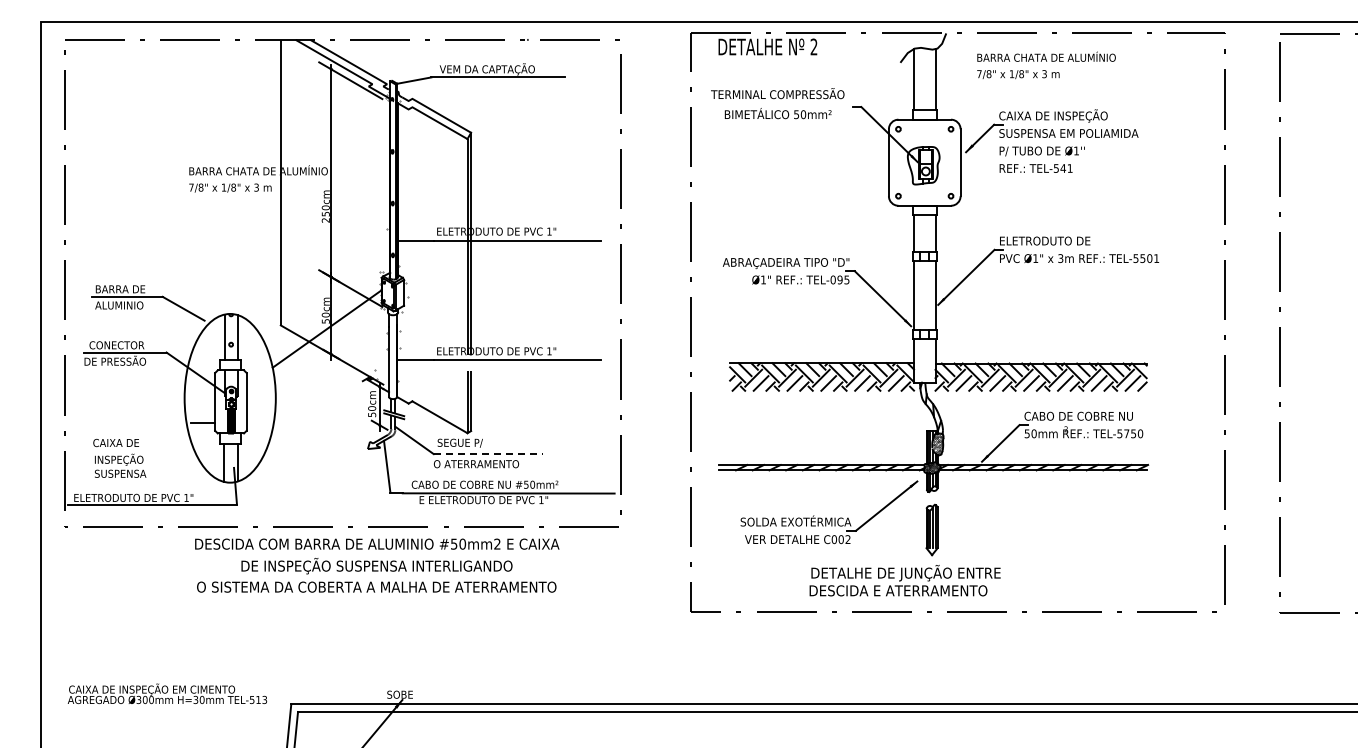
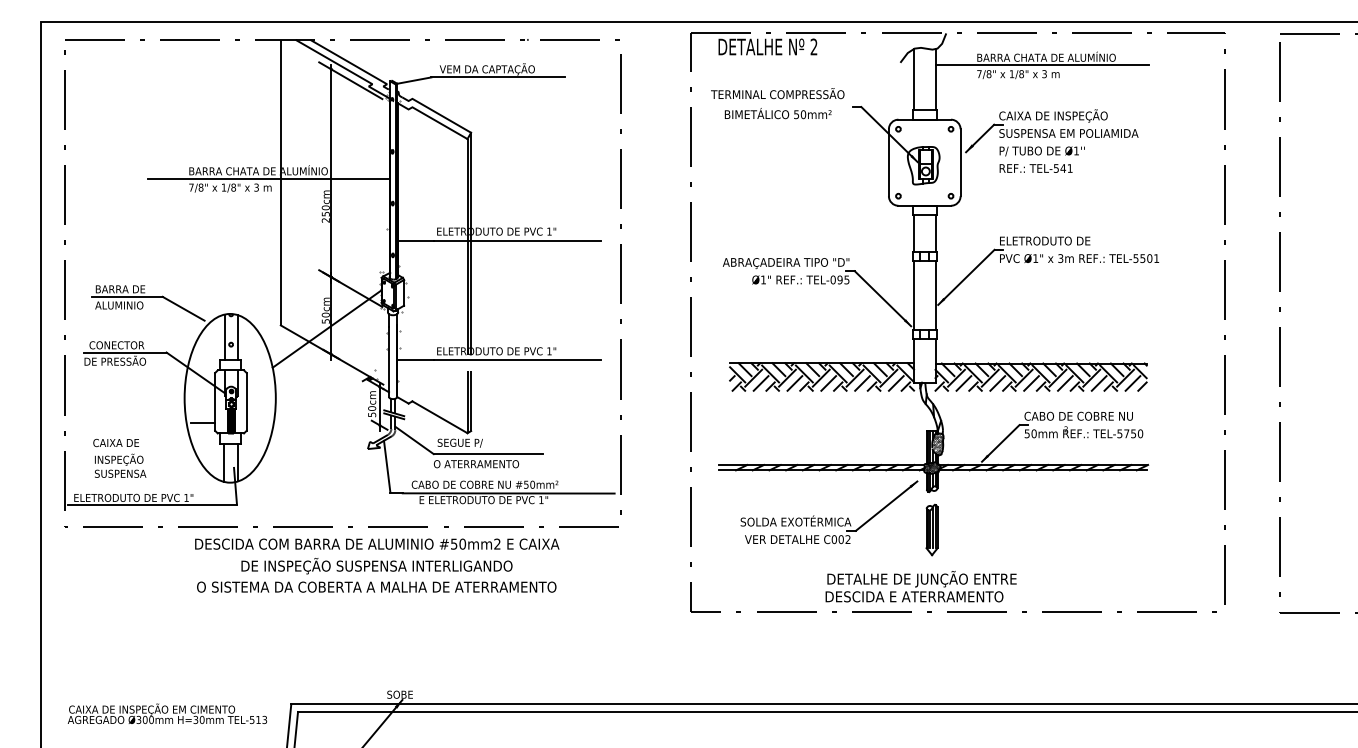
line: none -> present (1042, 65)
line: none -> present (268, 178)
line: dashed -> solid (488, 454)
text position: (904, 580) -> (920, 586) (920, 586)
text position: (167, 693) -> (167, 713) (167, 713)
